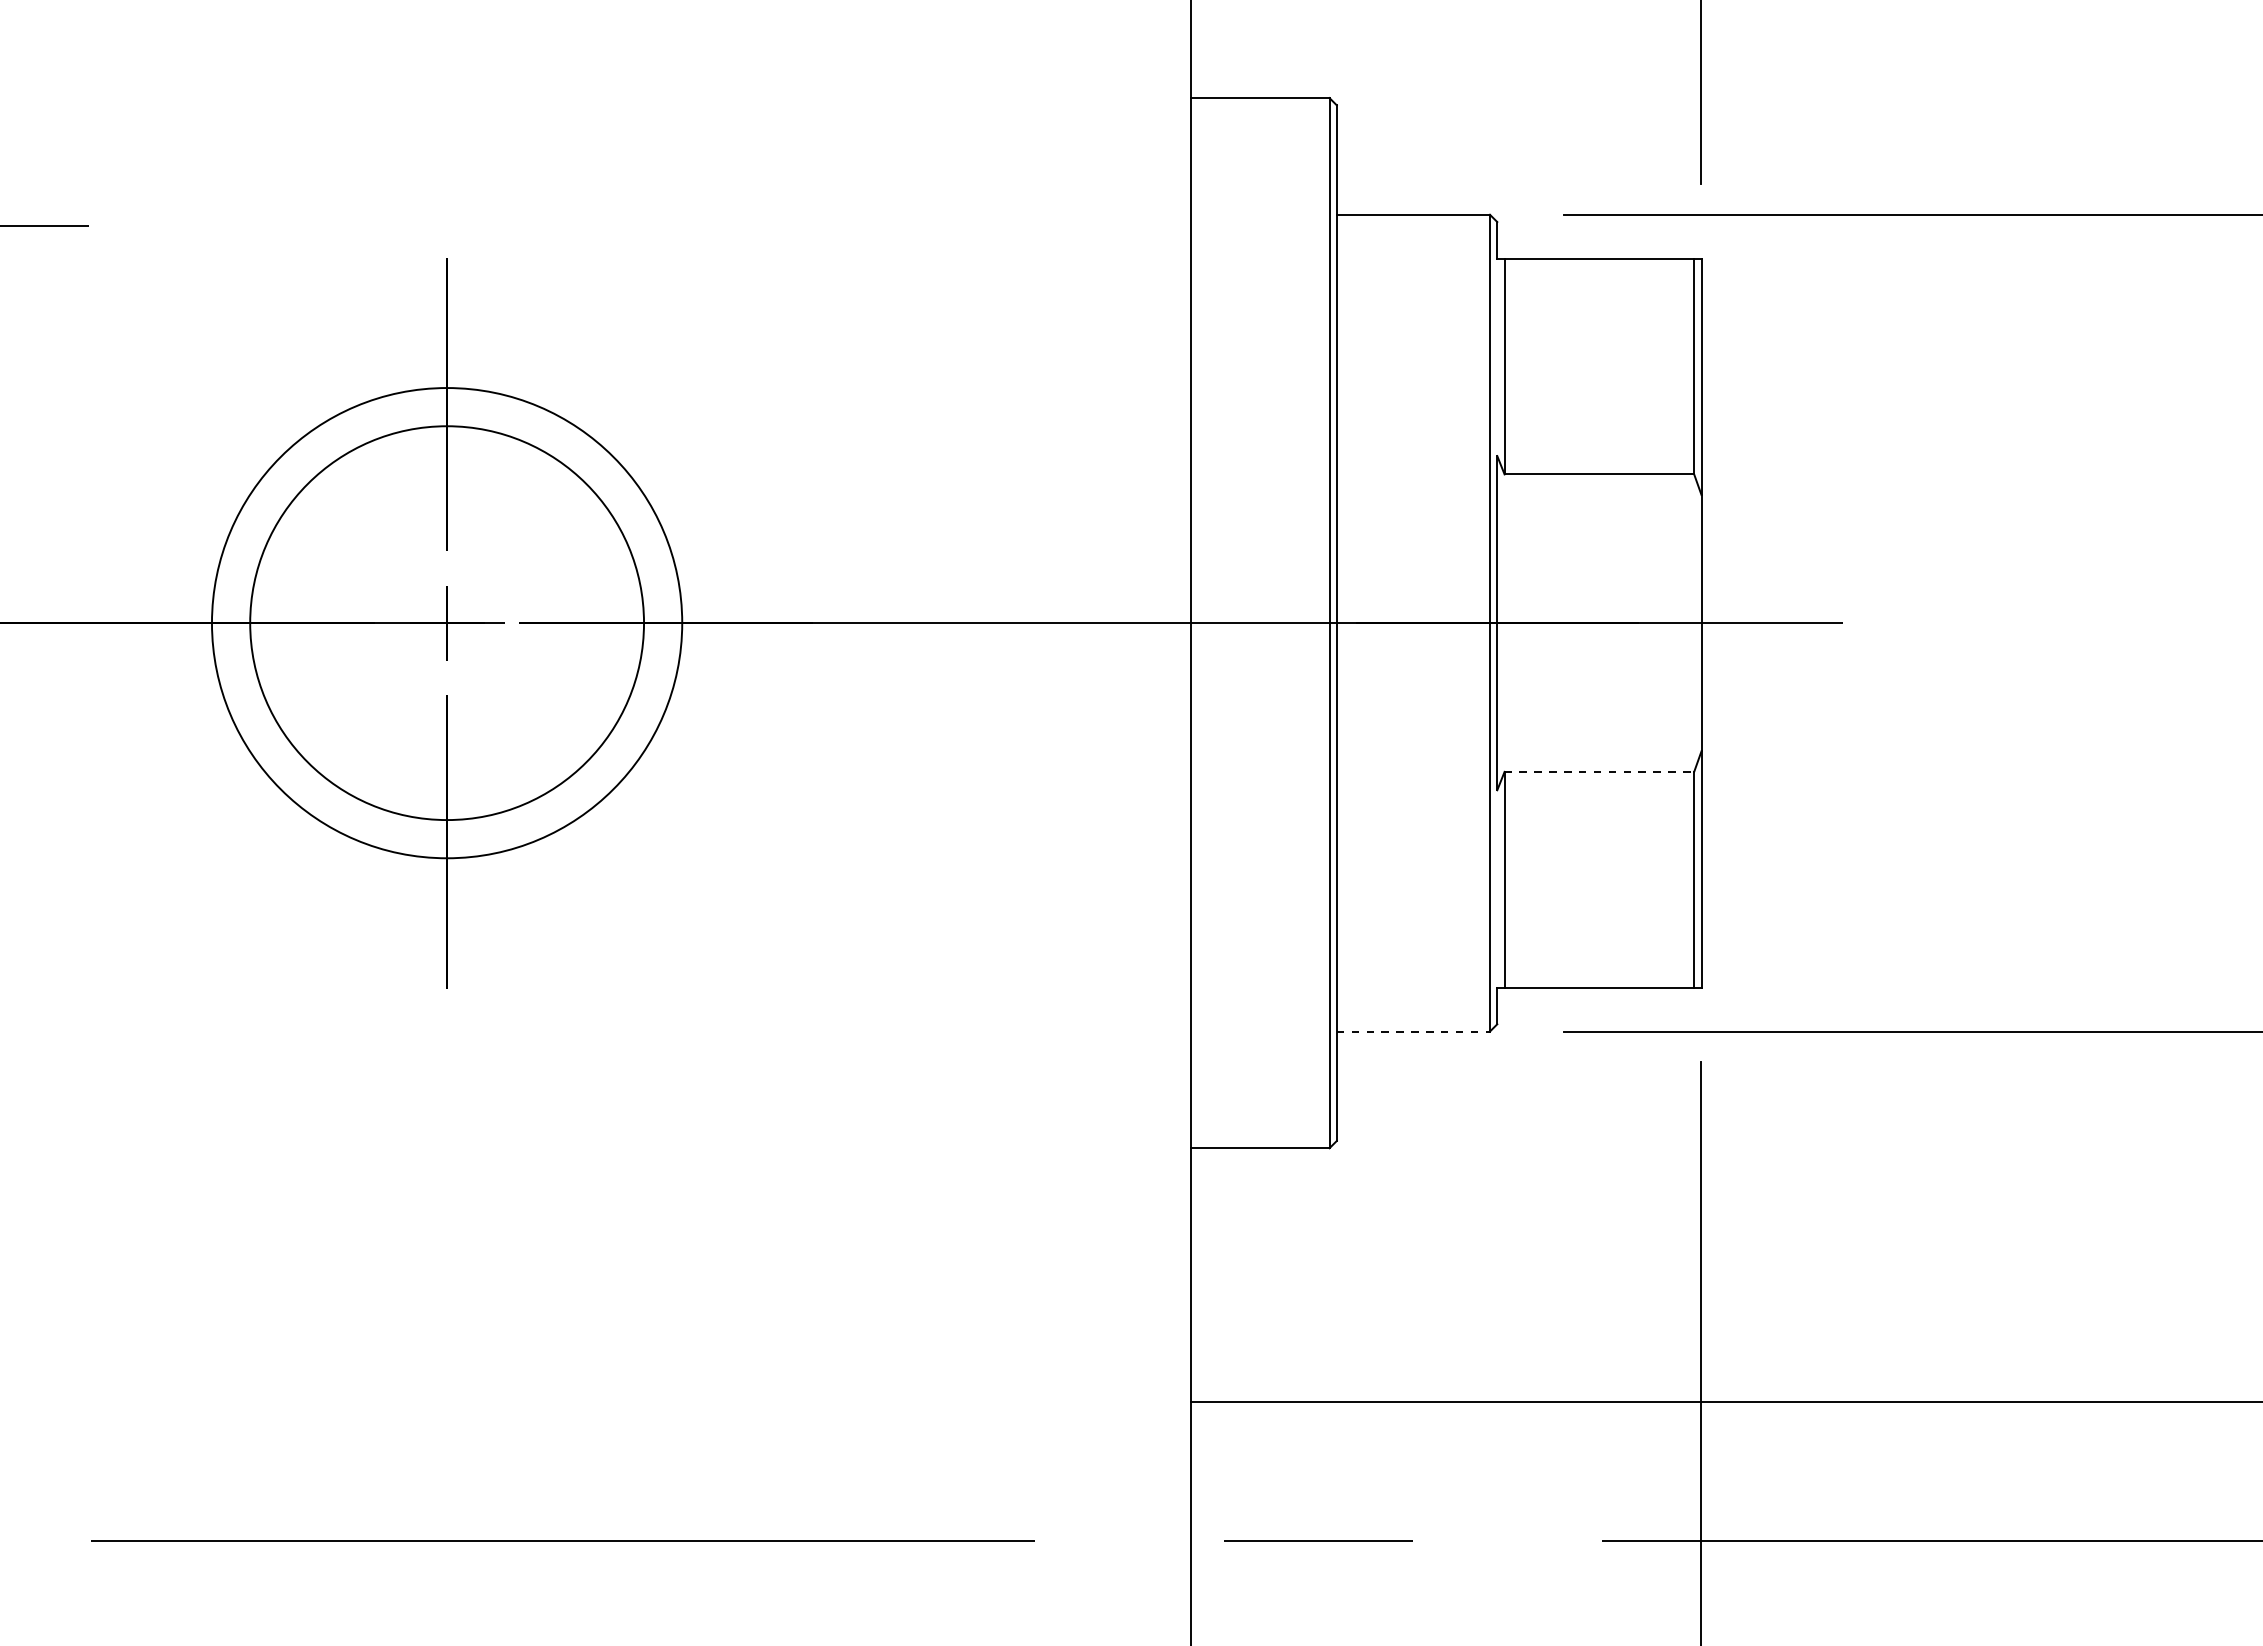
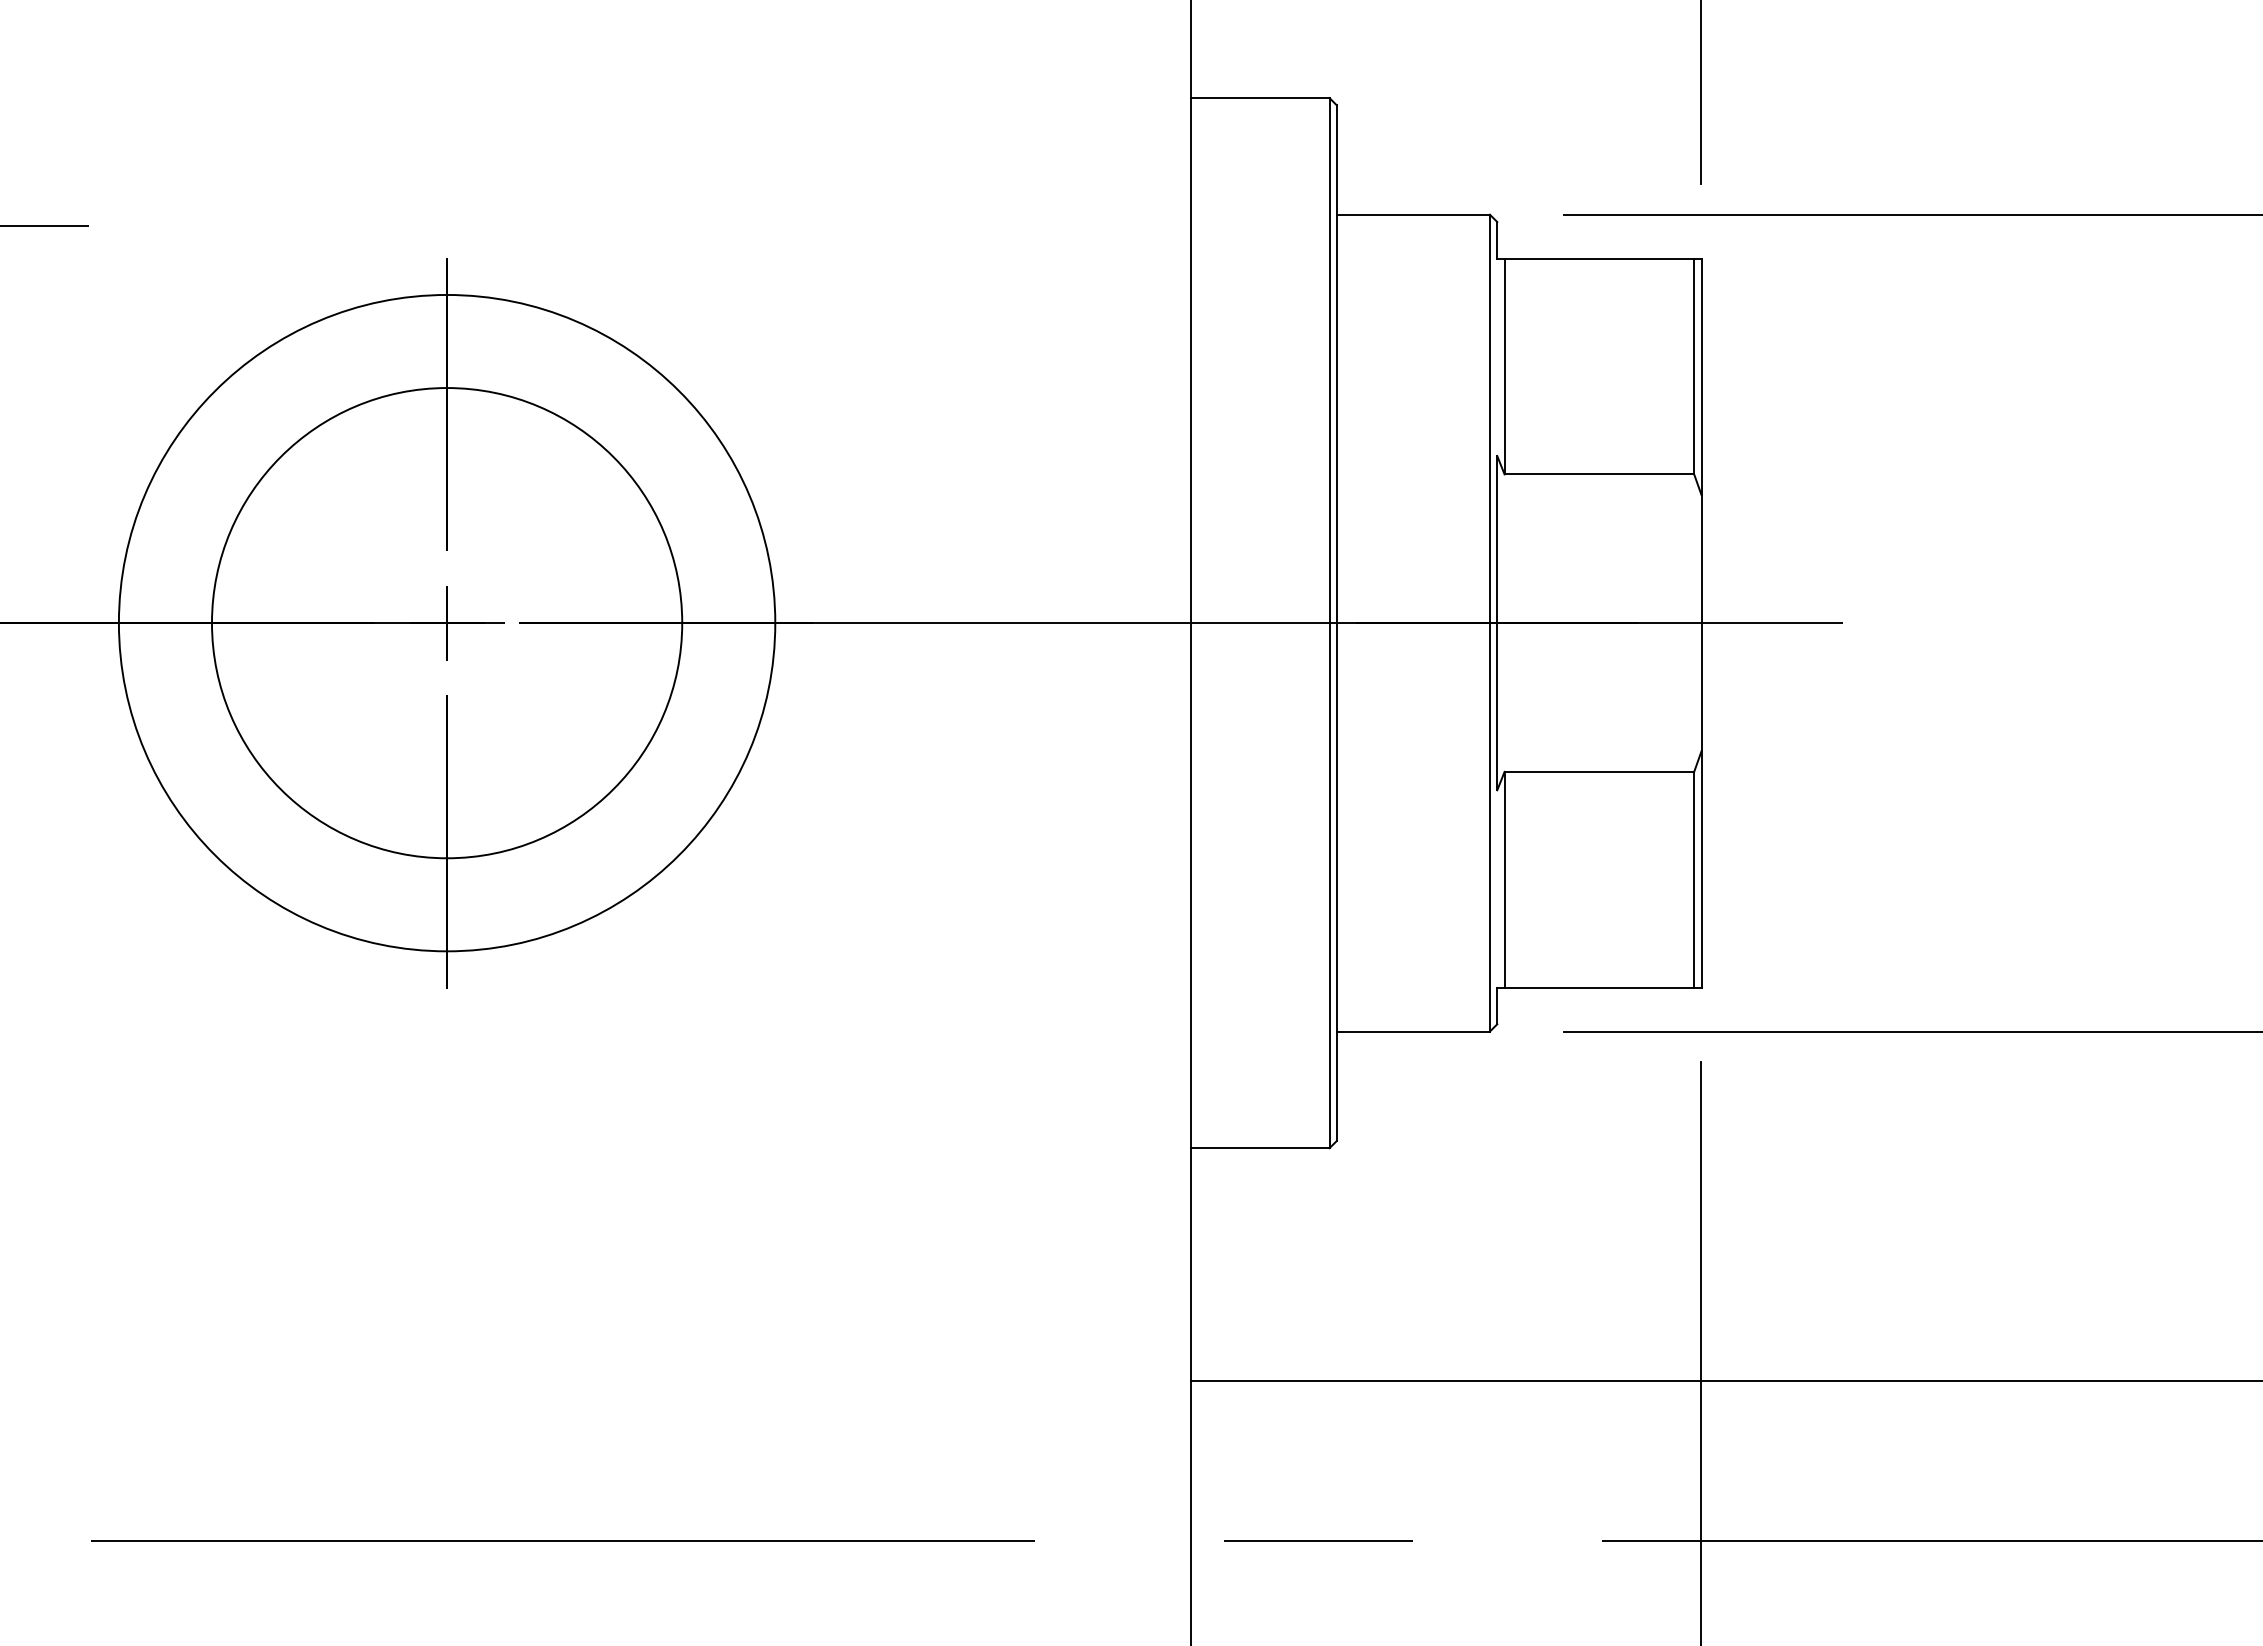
circle diameter: 394 px -> 656 px (446, 622)
line: dashed -> solid (1599, 771)
line: dashed -> solid (1413, 1031)
line position: (1724, 1401) -> (1724, 1380) (1724, 1380)
